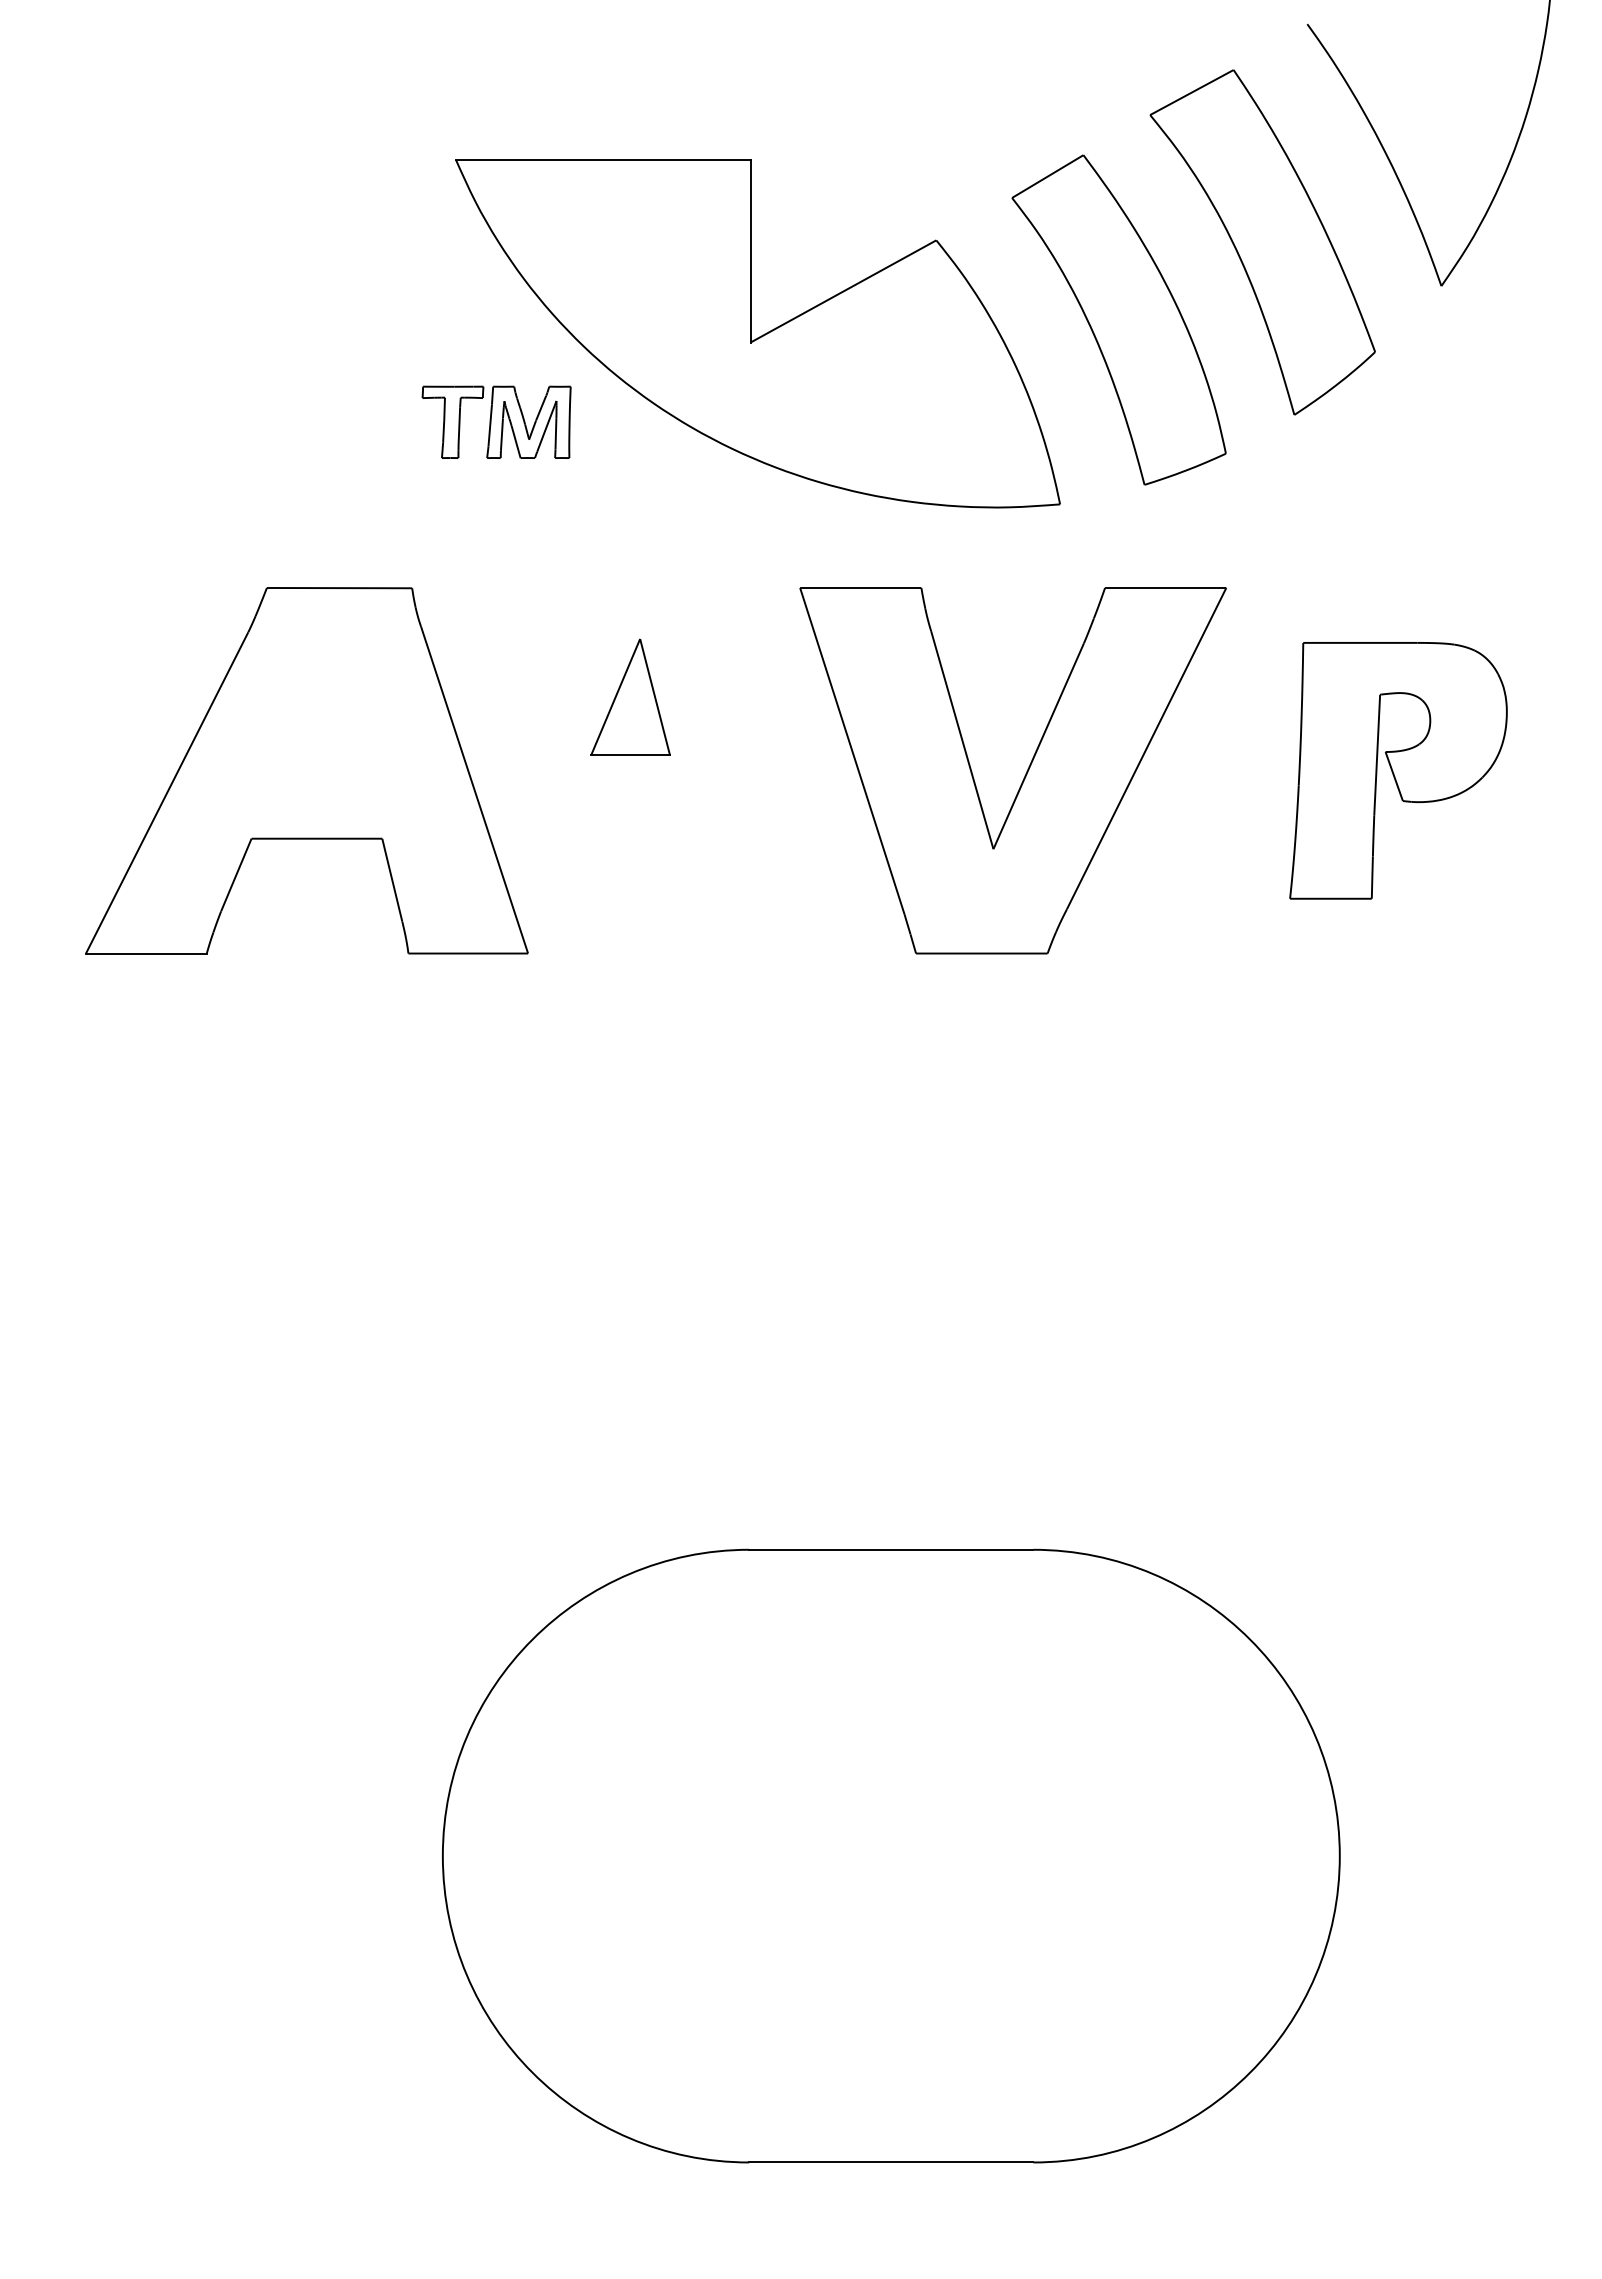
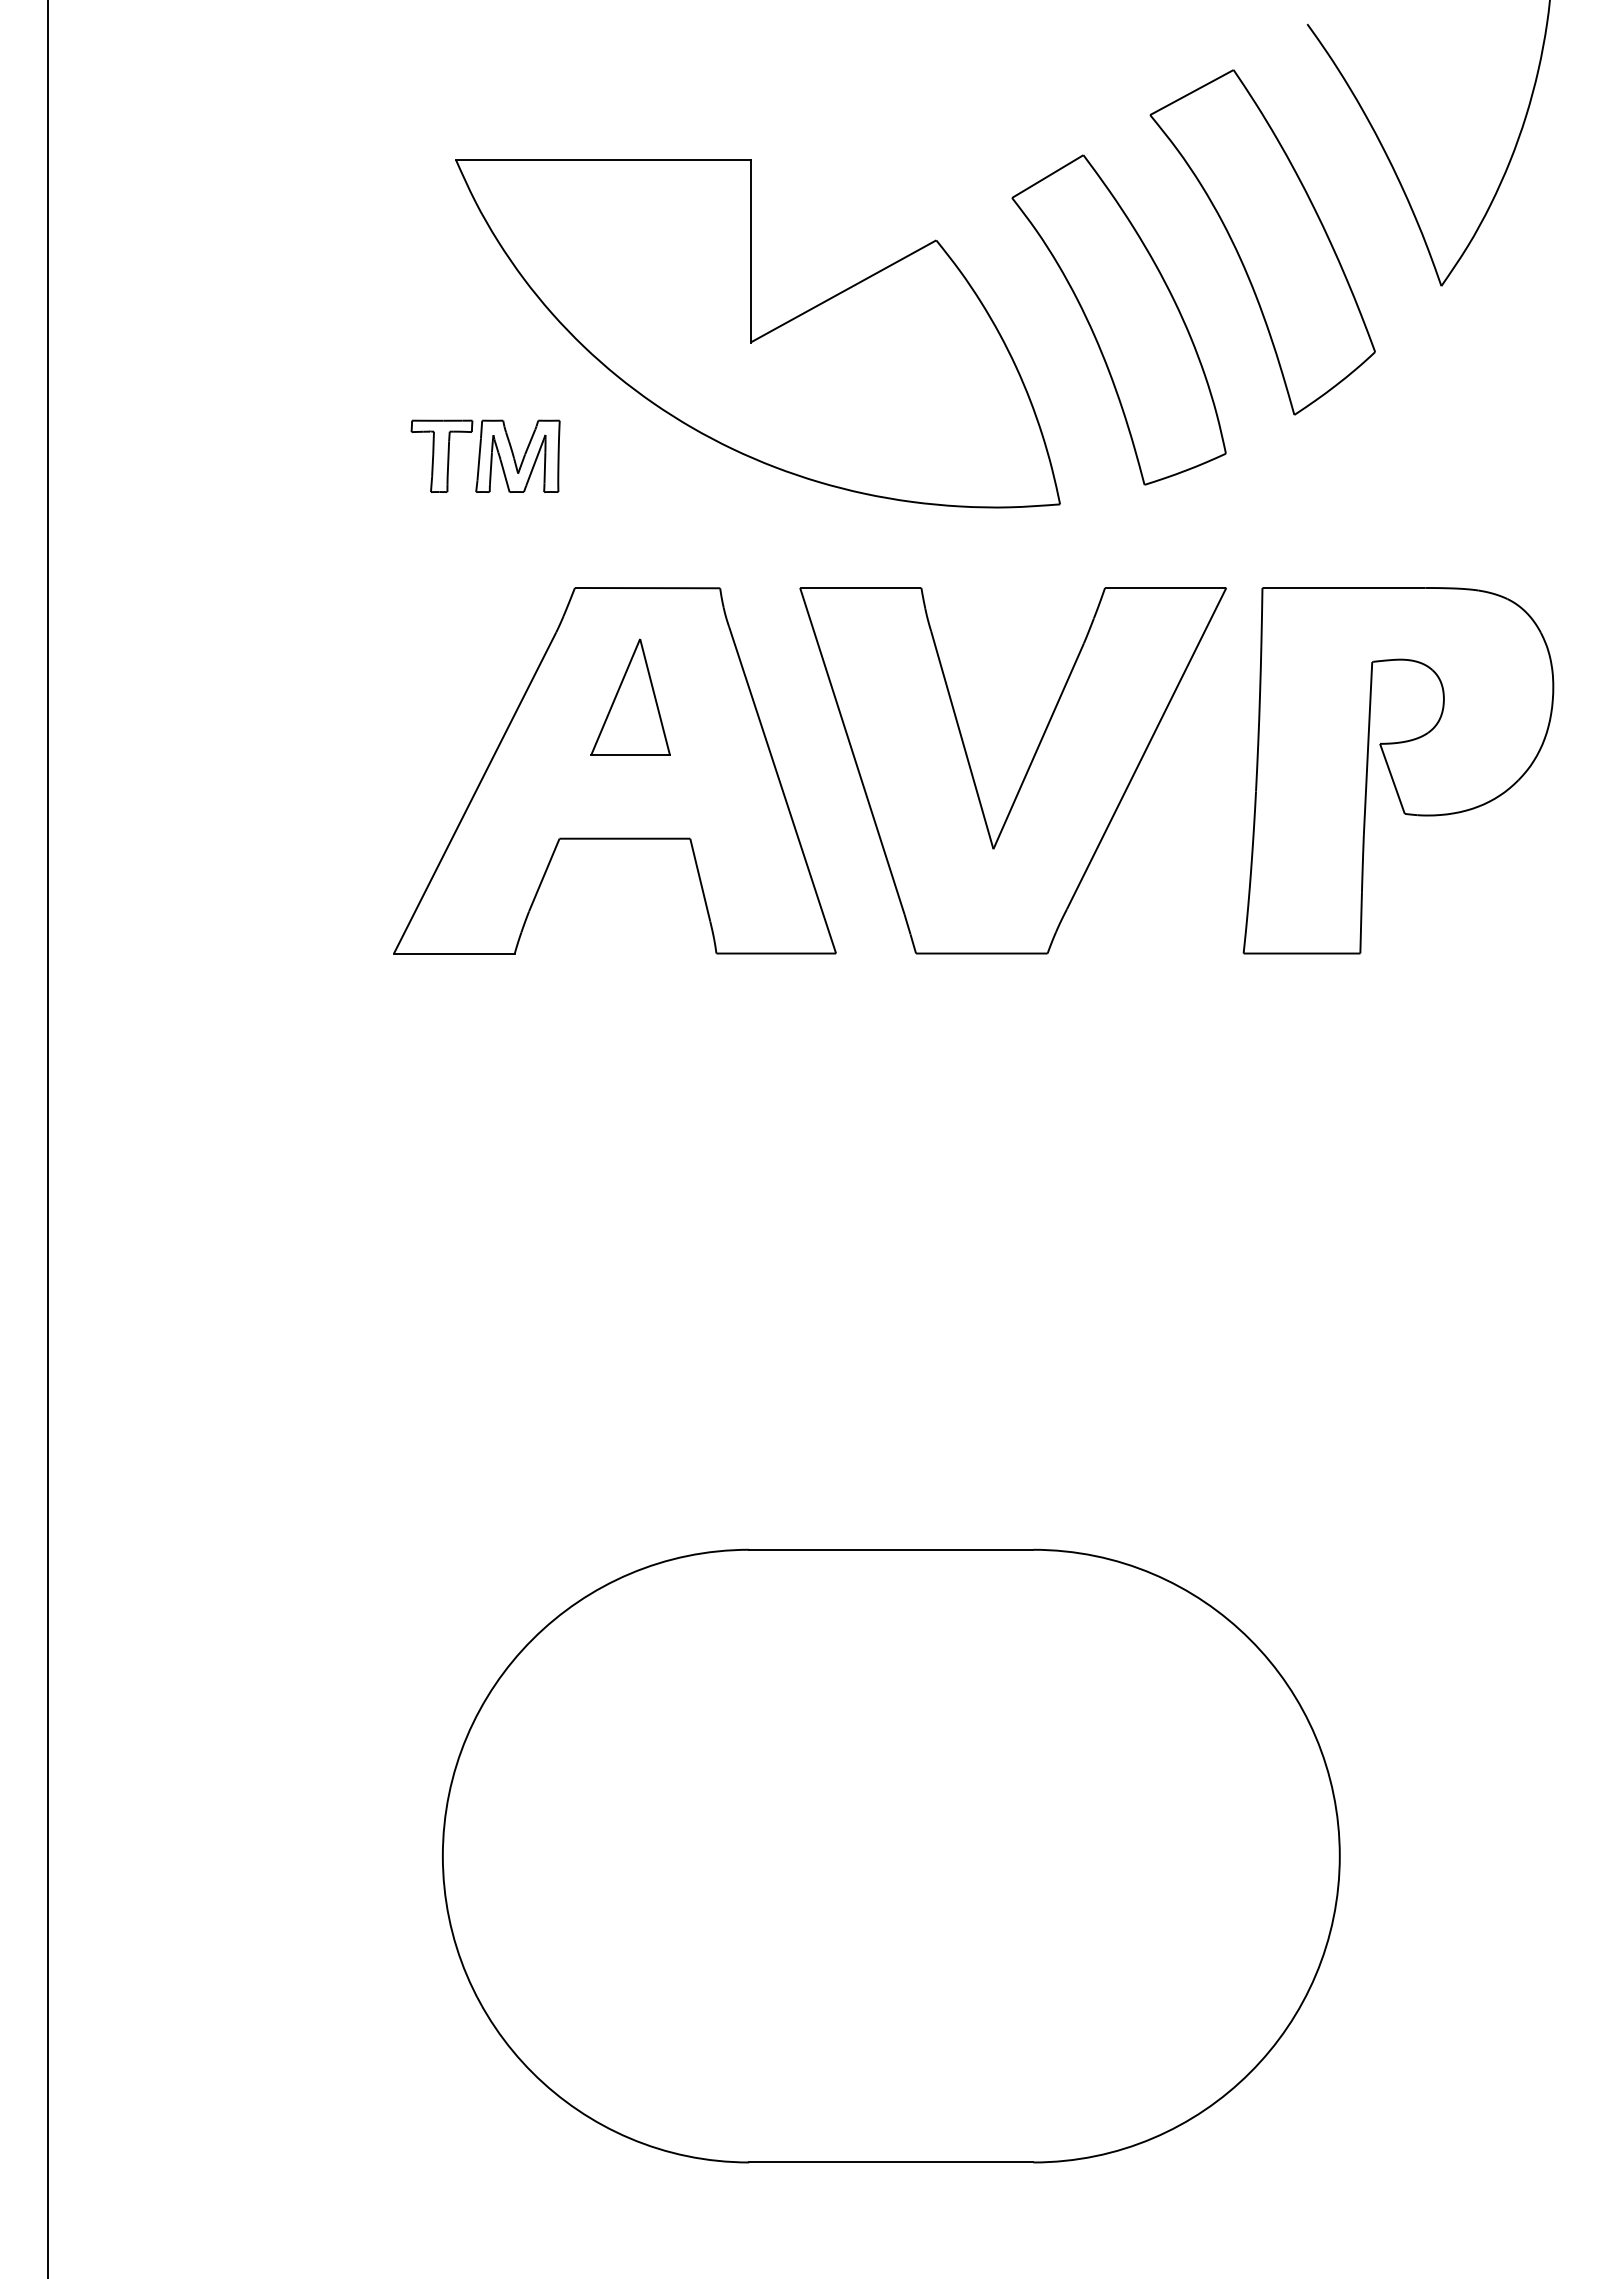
part position: (496, 421) -> (485, 455) (485, 455)
part position: (306, 770) -> (614, 770) (614, 770)
part size: 219x258 px -> 313x368 px (1398, 770)
line: none -> present (48, 1138)
